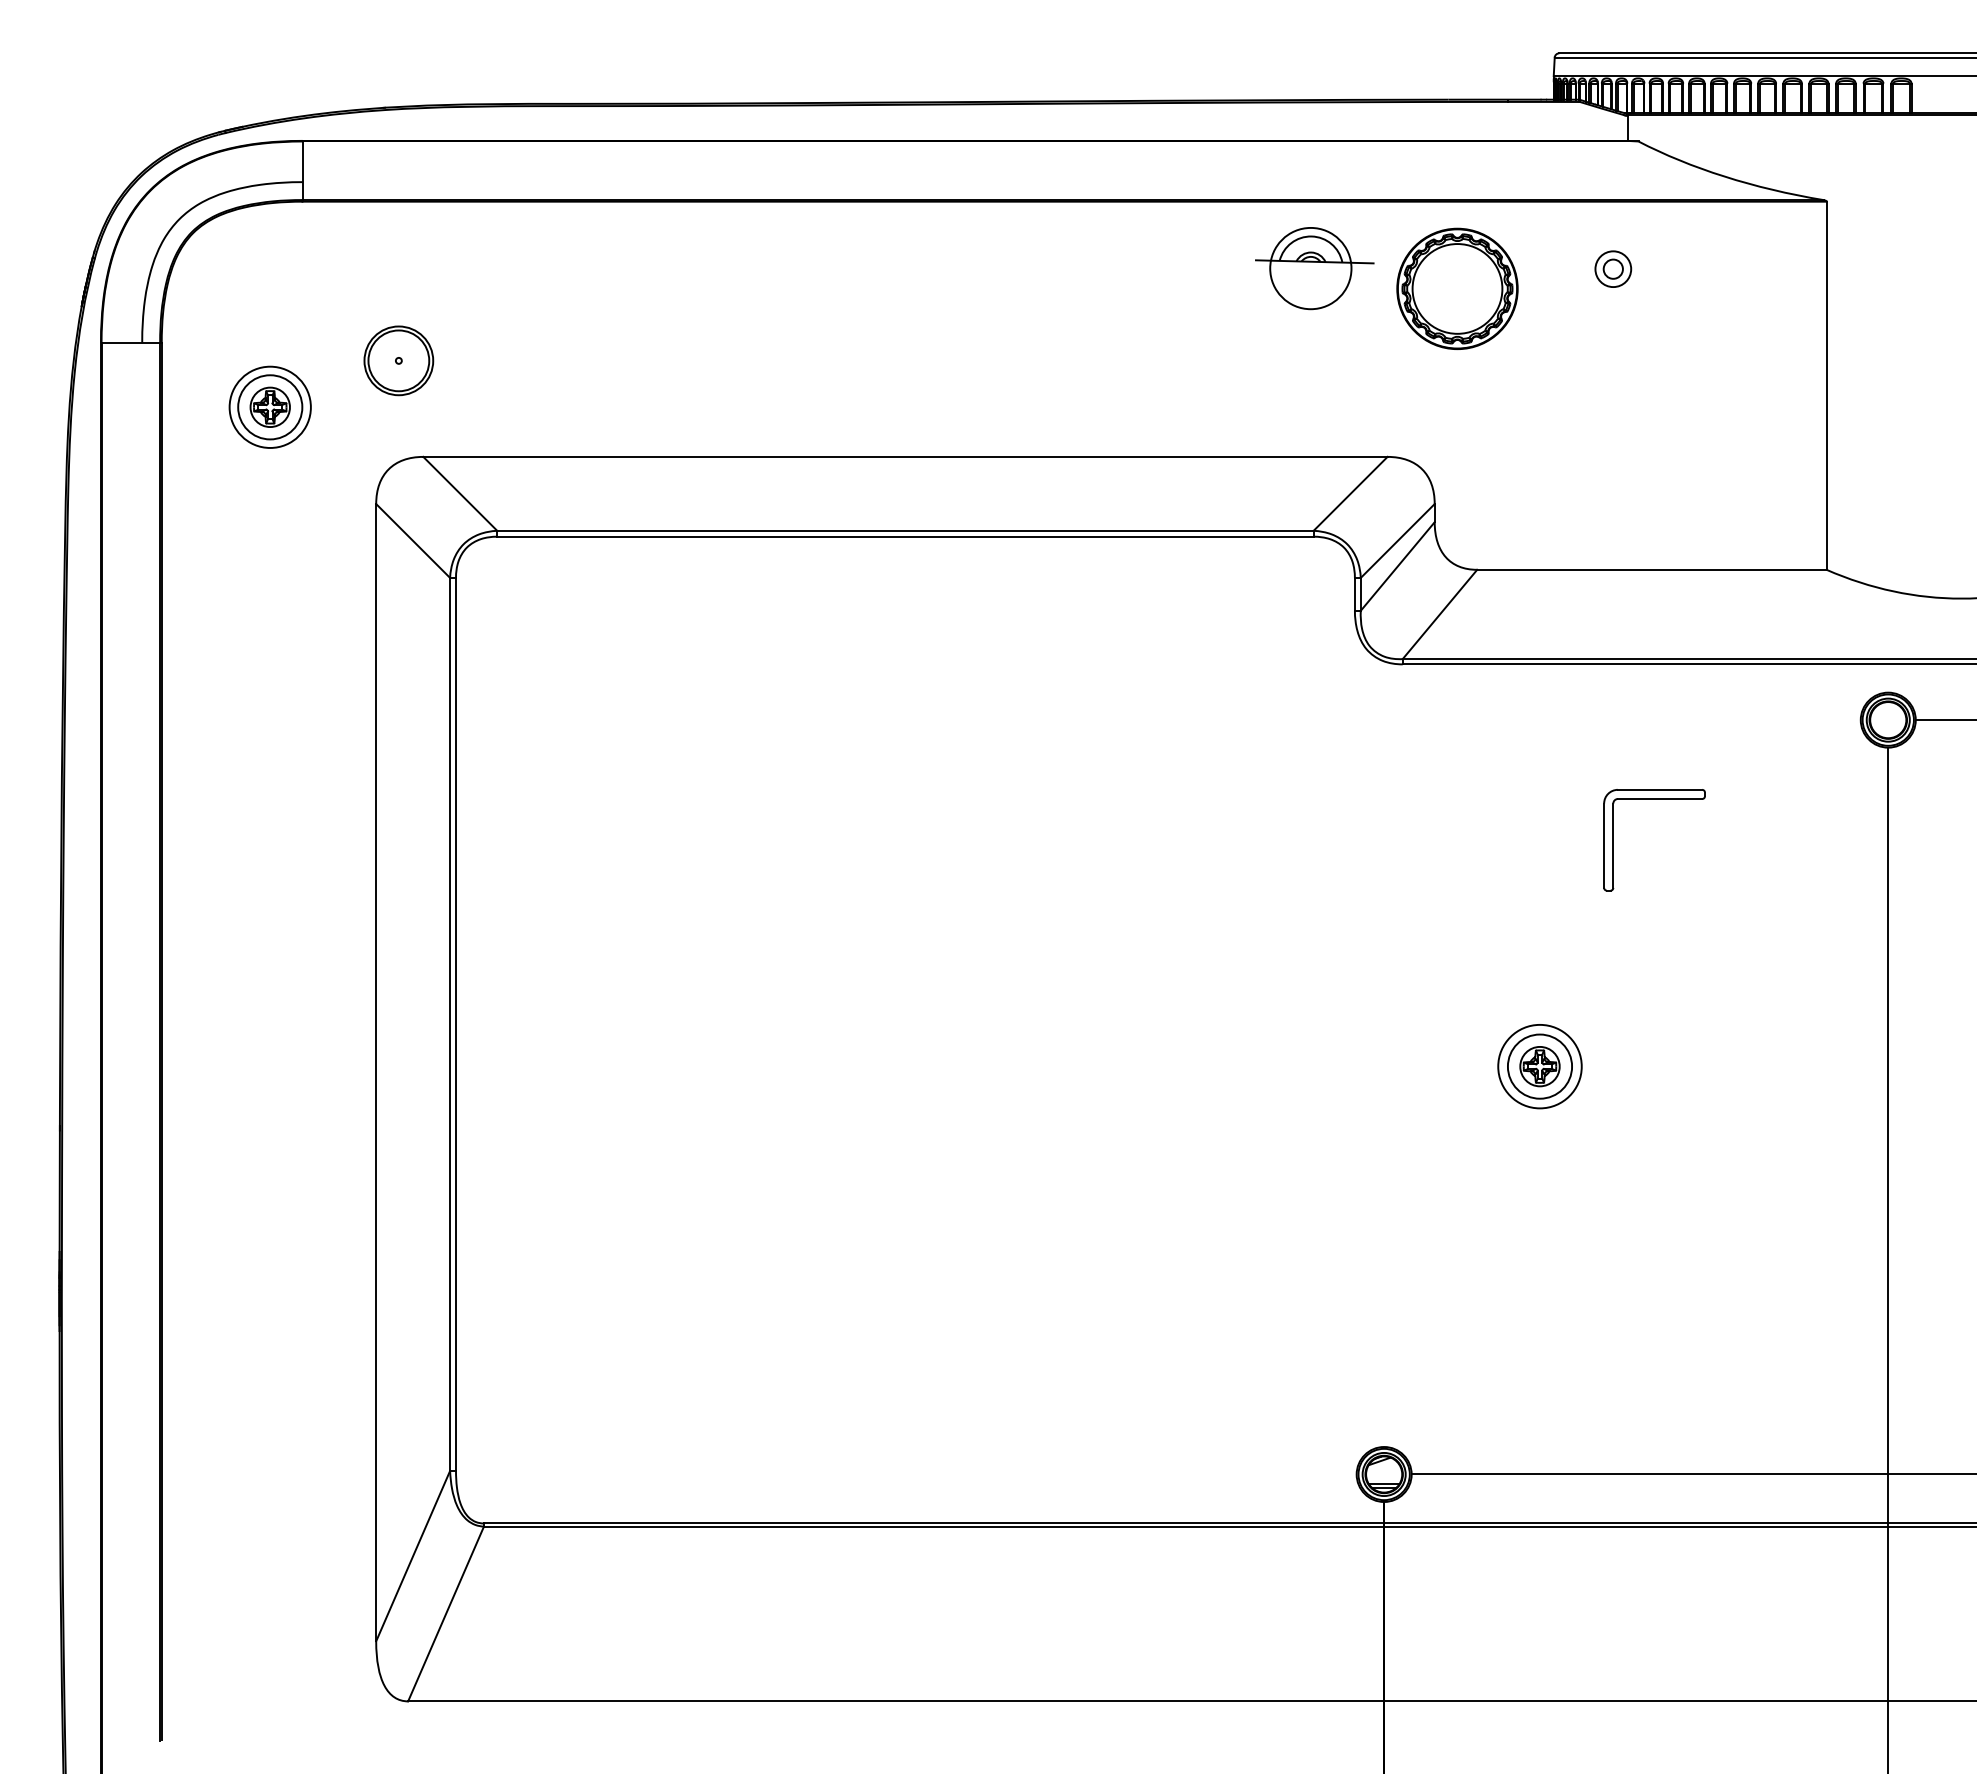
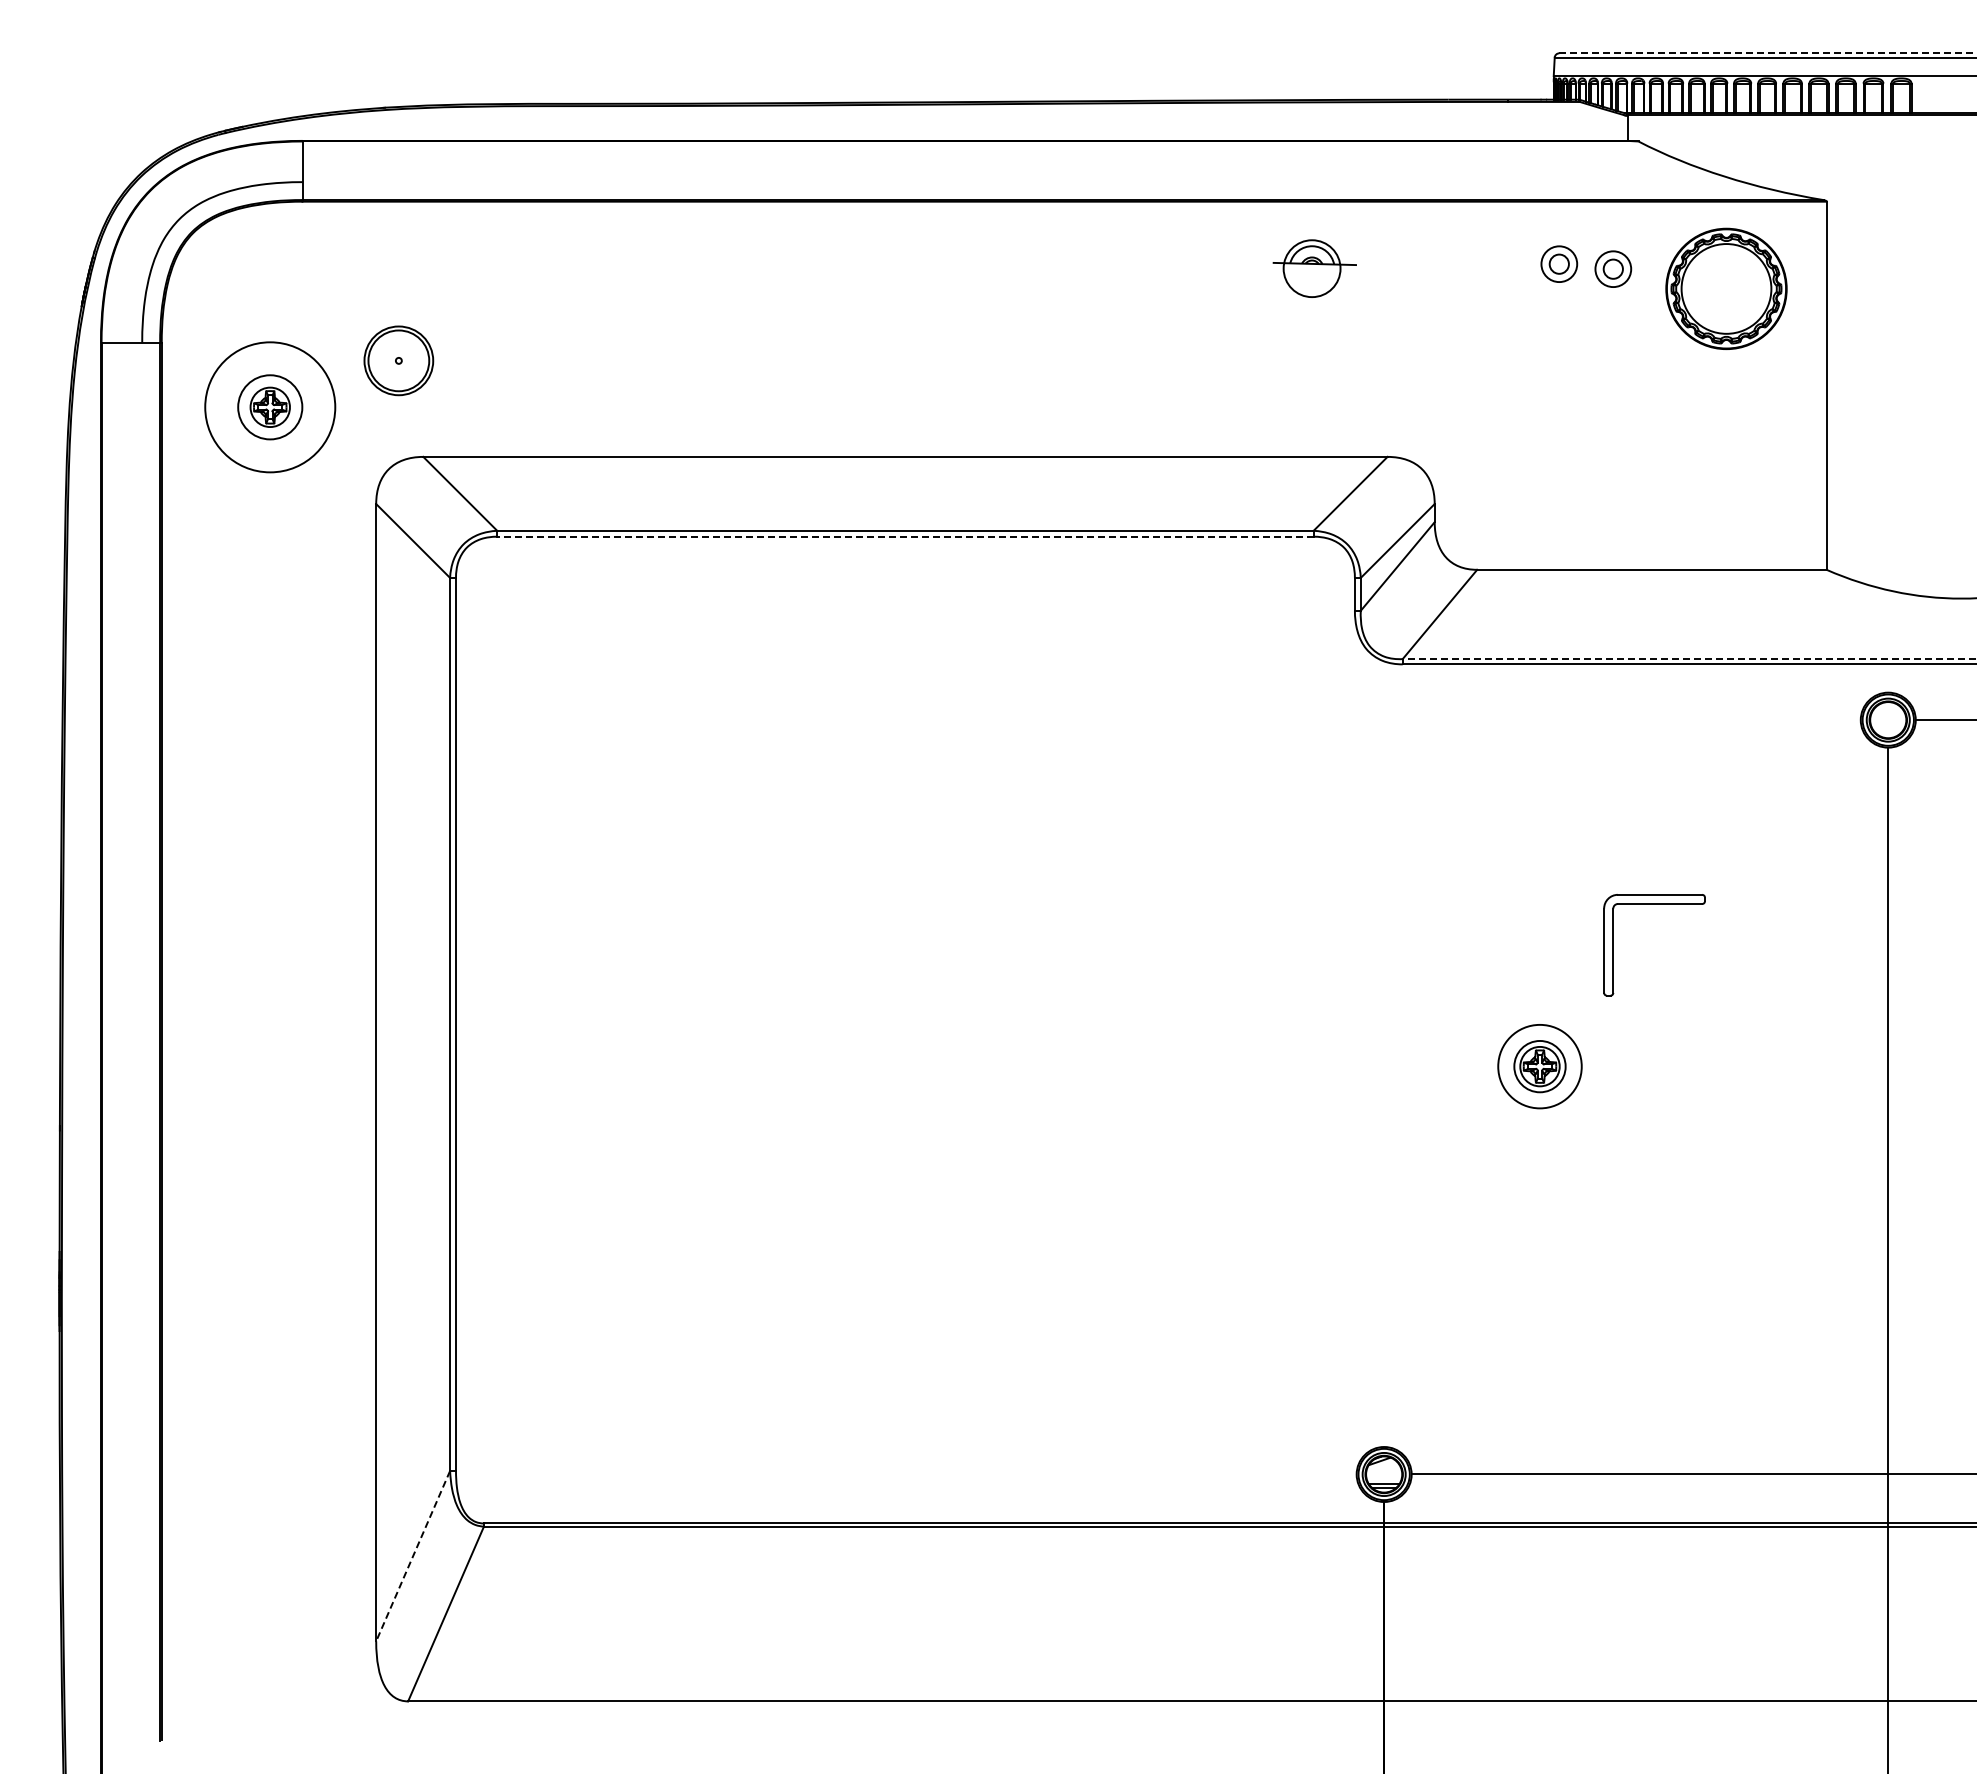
line: solid -> dashed (1768, 53)
part: none -> present (1559, 263)
part size: 120x84 px -> 85x59 px (1314, 268)
part position: (1457, 288) -> (1726, 288) (1726, 288)
circle diameter: 81 px -> 130 px (270, 407)
line: solid -> dashed (904, 536)
line: solid -> dashed (1689, 659)
part position: (1654, 799) -> (1654, 904) (1654, 904)
circle diameter: 64 px -> 51 px (1539, 1066)
line: solid -> dashed (413, 1556)
